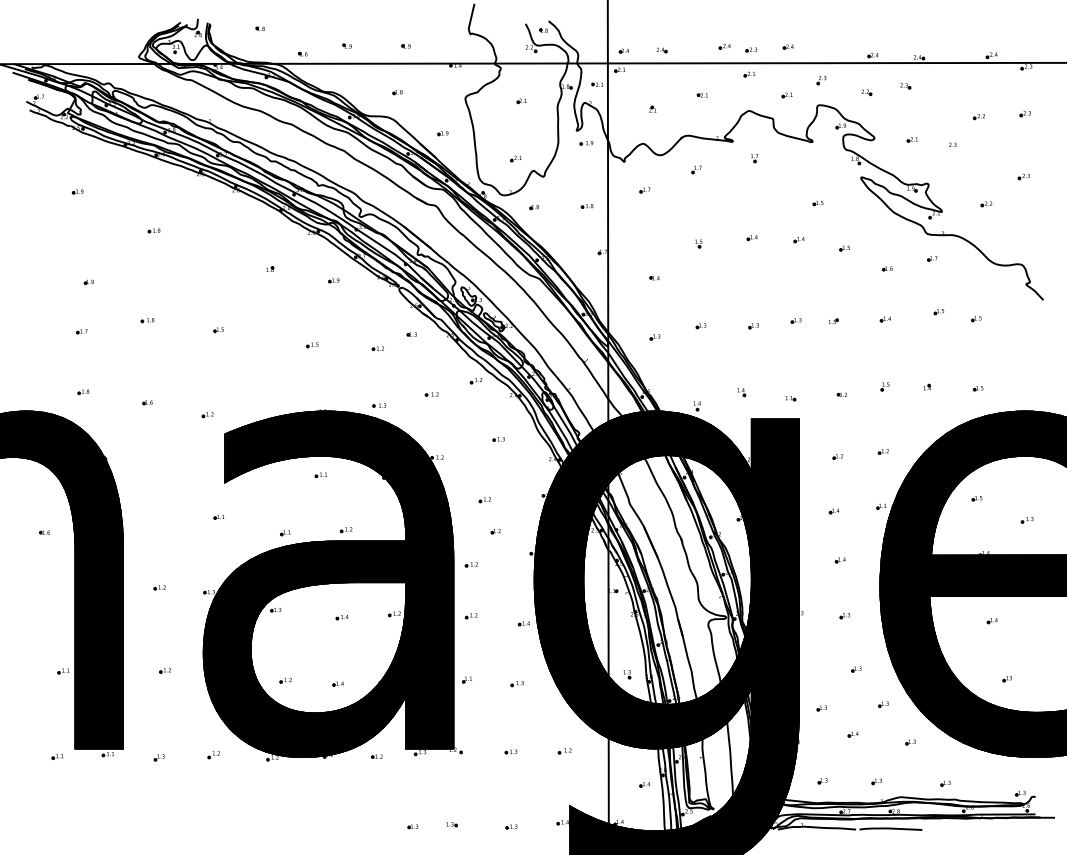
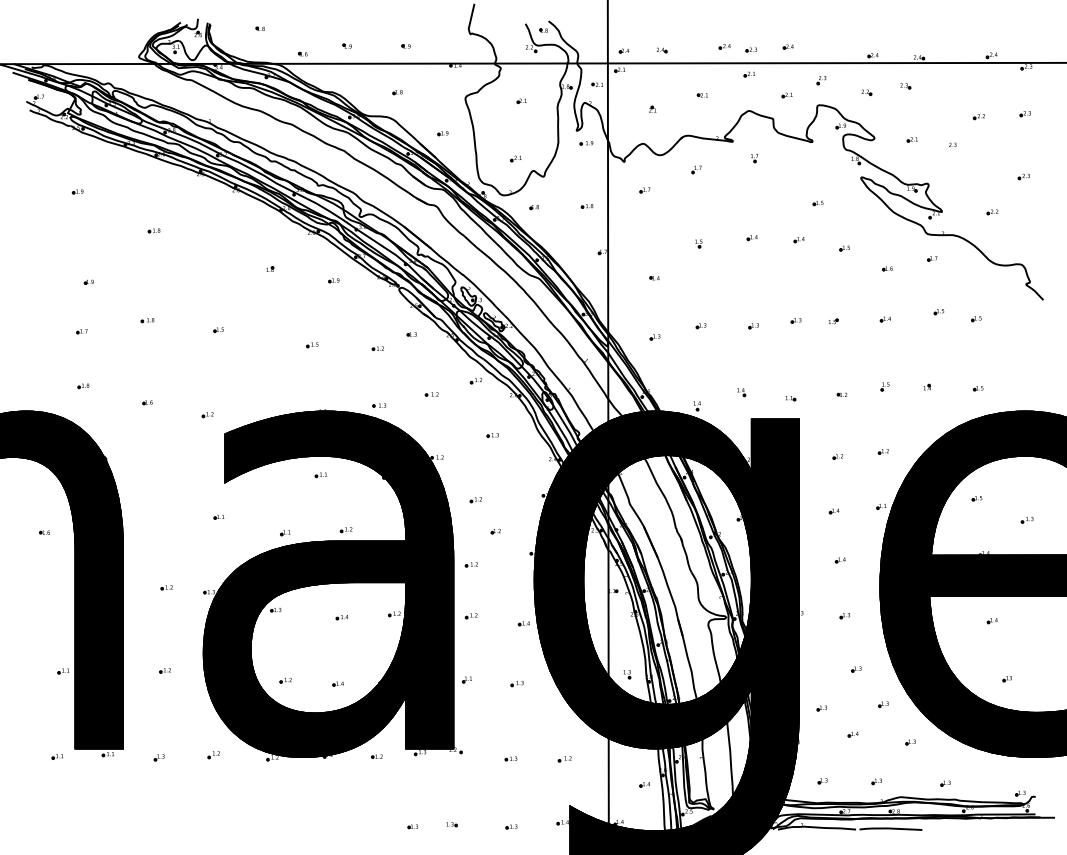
part position: (986, 204) -> (992, 212) (992, 212)
part position: (83, 392) -> (83, 386) (83, 386)
part position: (498, 439) -> (492, 435) (492, 435)
part position: (484, 500) -> (475, 500) (475, 500)
part position: (159, 587) -> (166, 587) (166, 587)
part position: (510, 751) -> (510, 758) (510, 758)
part position: (564, 751) -> (564, 759) (564, 759)
